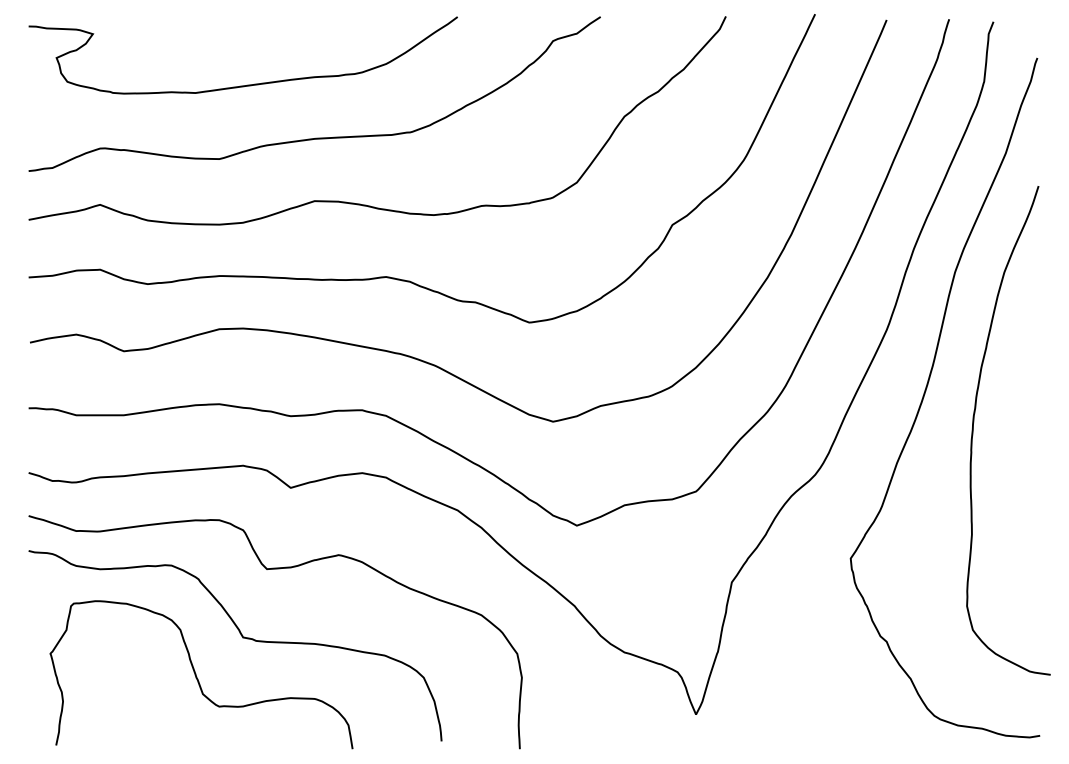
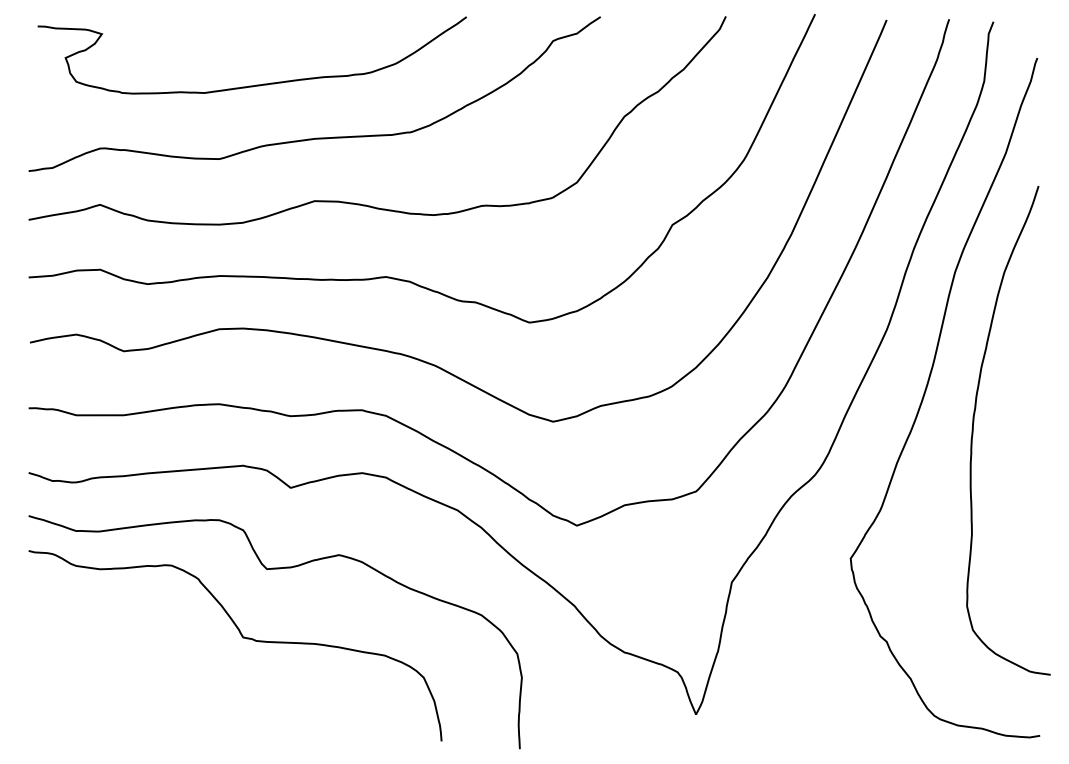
curve position: (247, 84) -> (256, 84) (256, 84)
curve: present -> none (197, 676)
